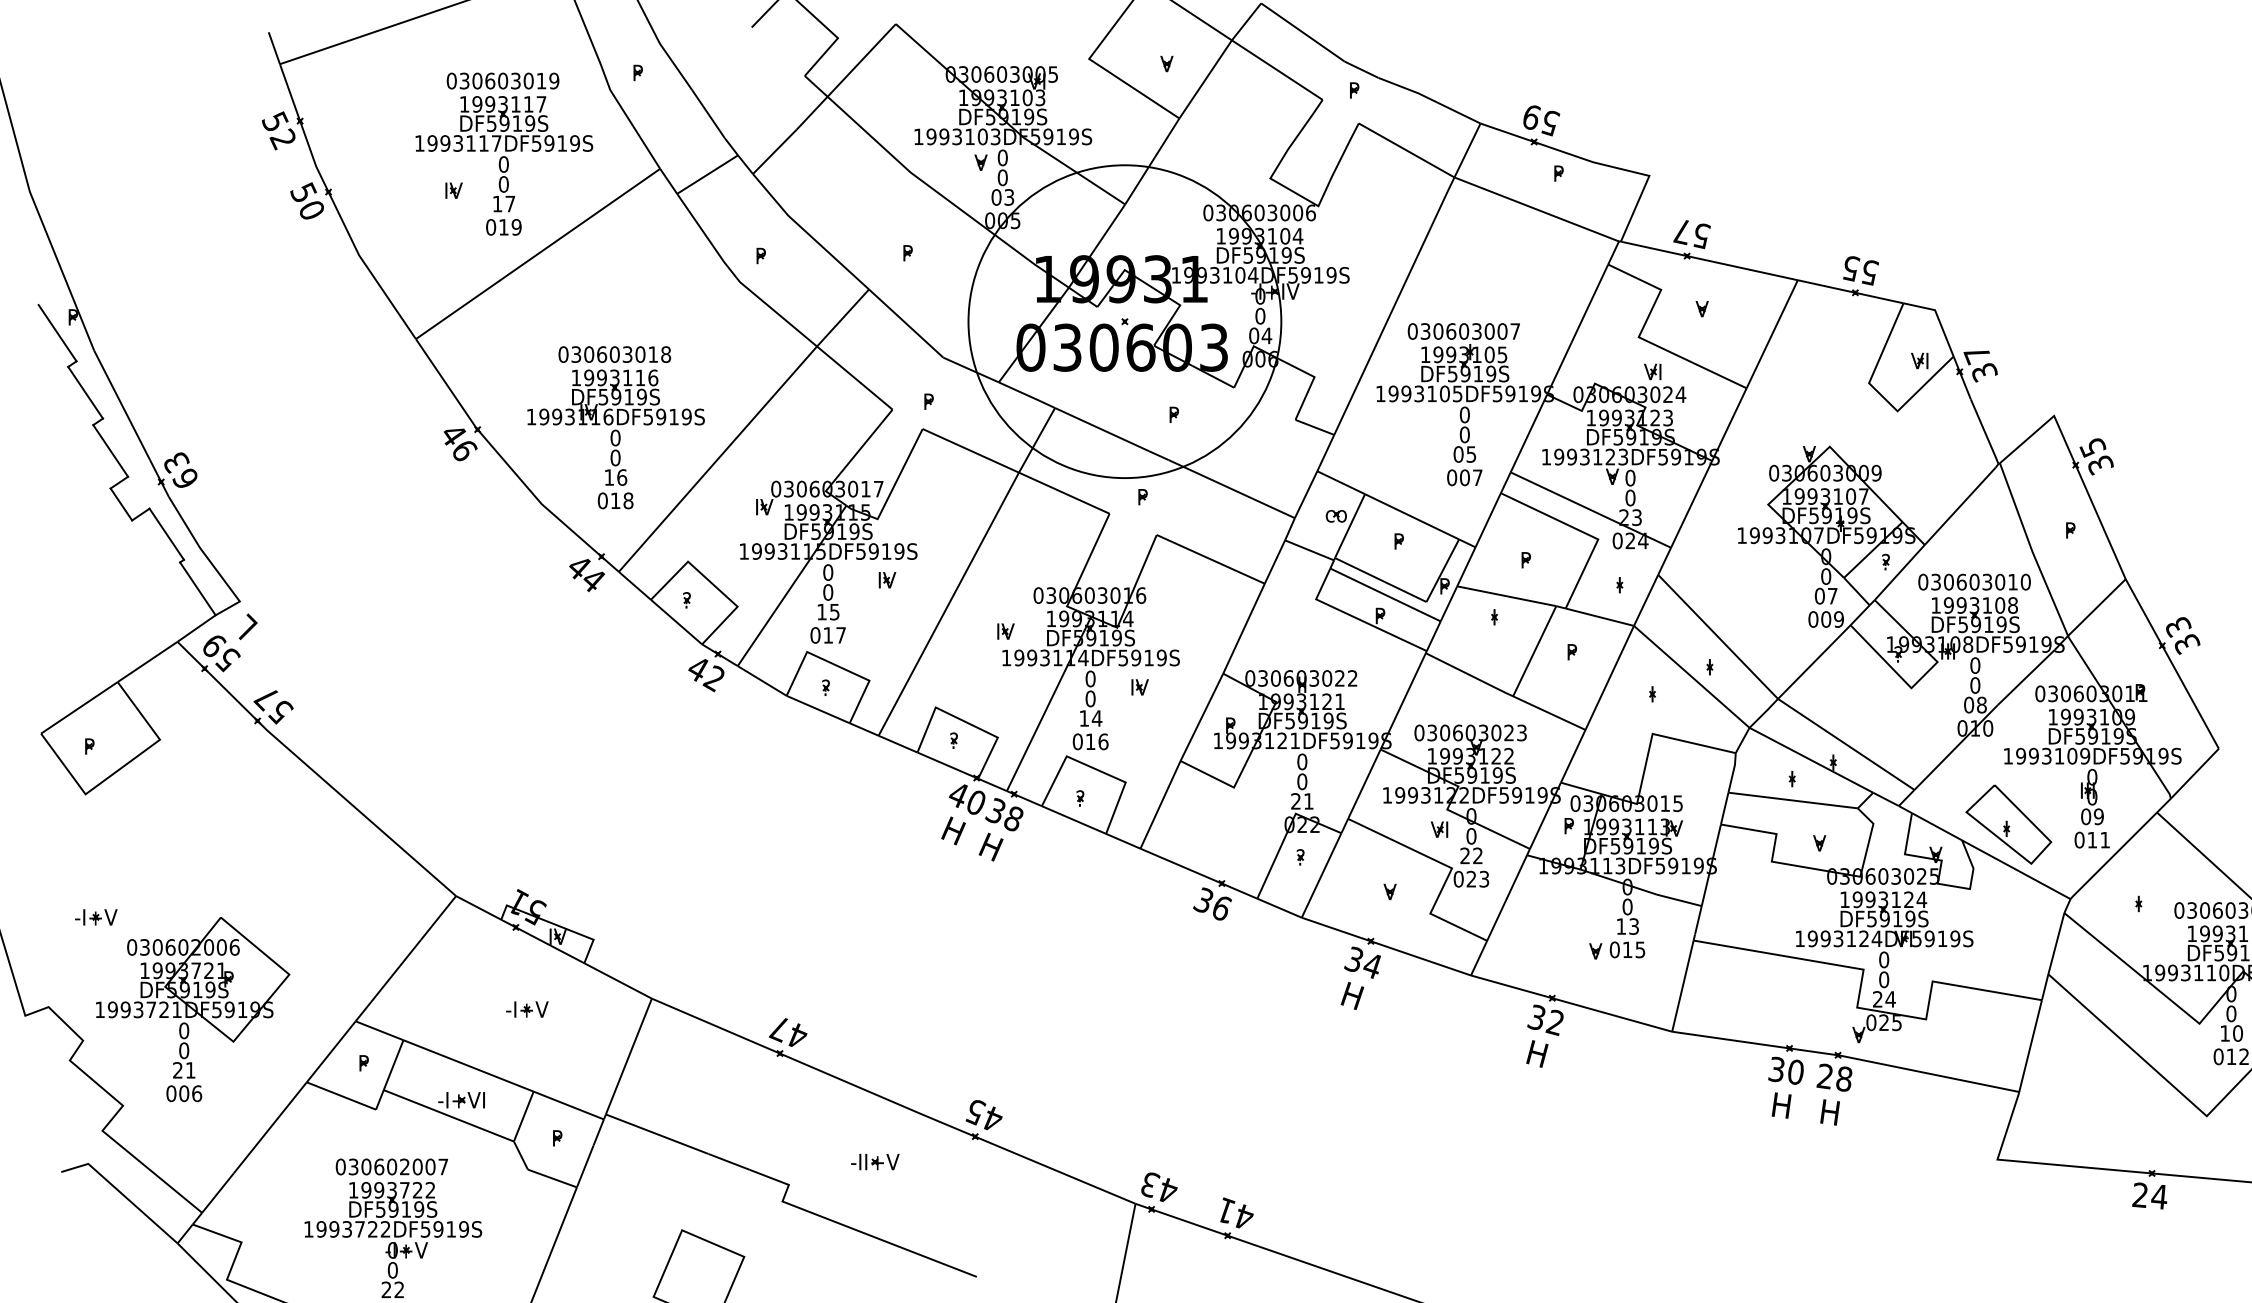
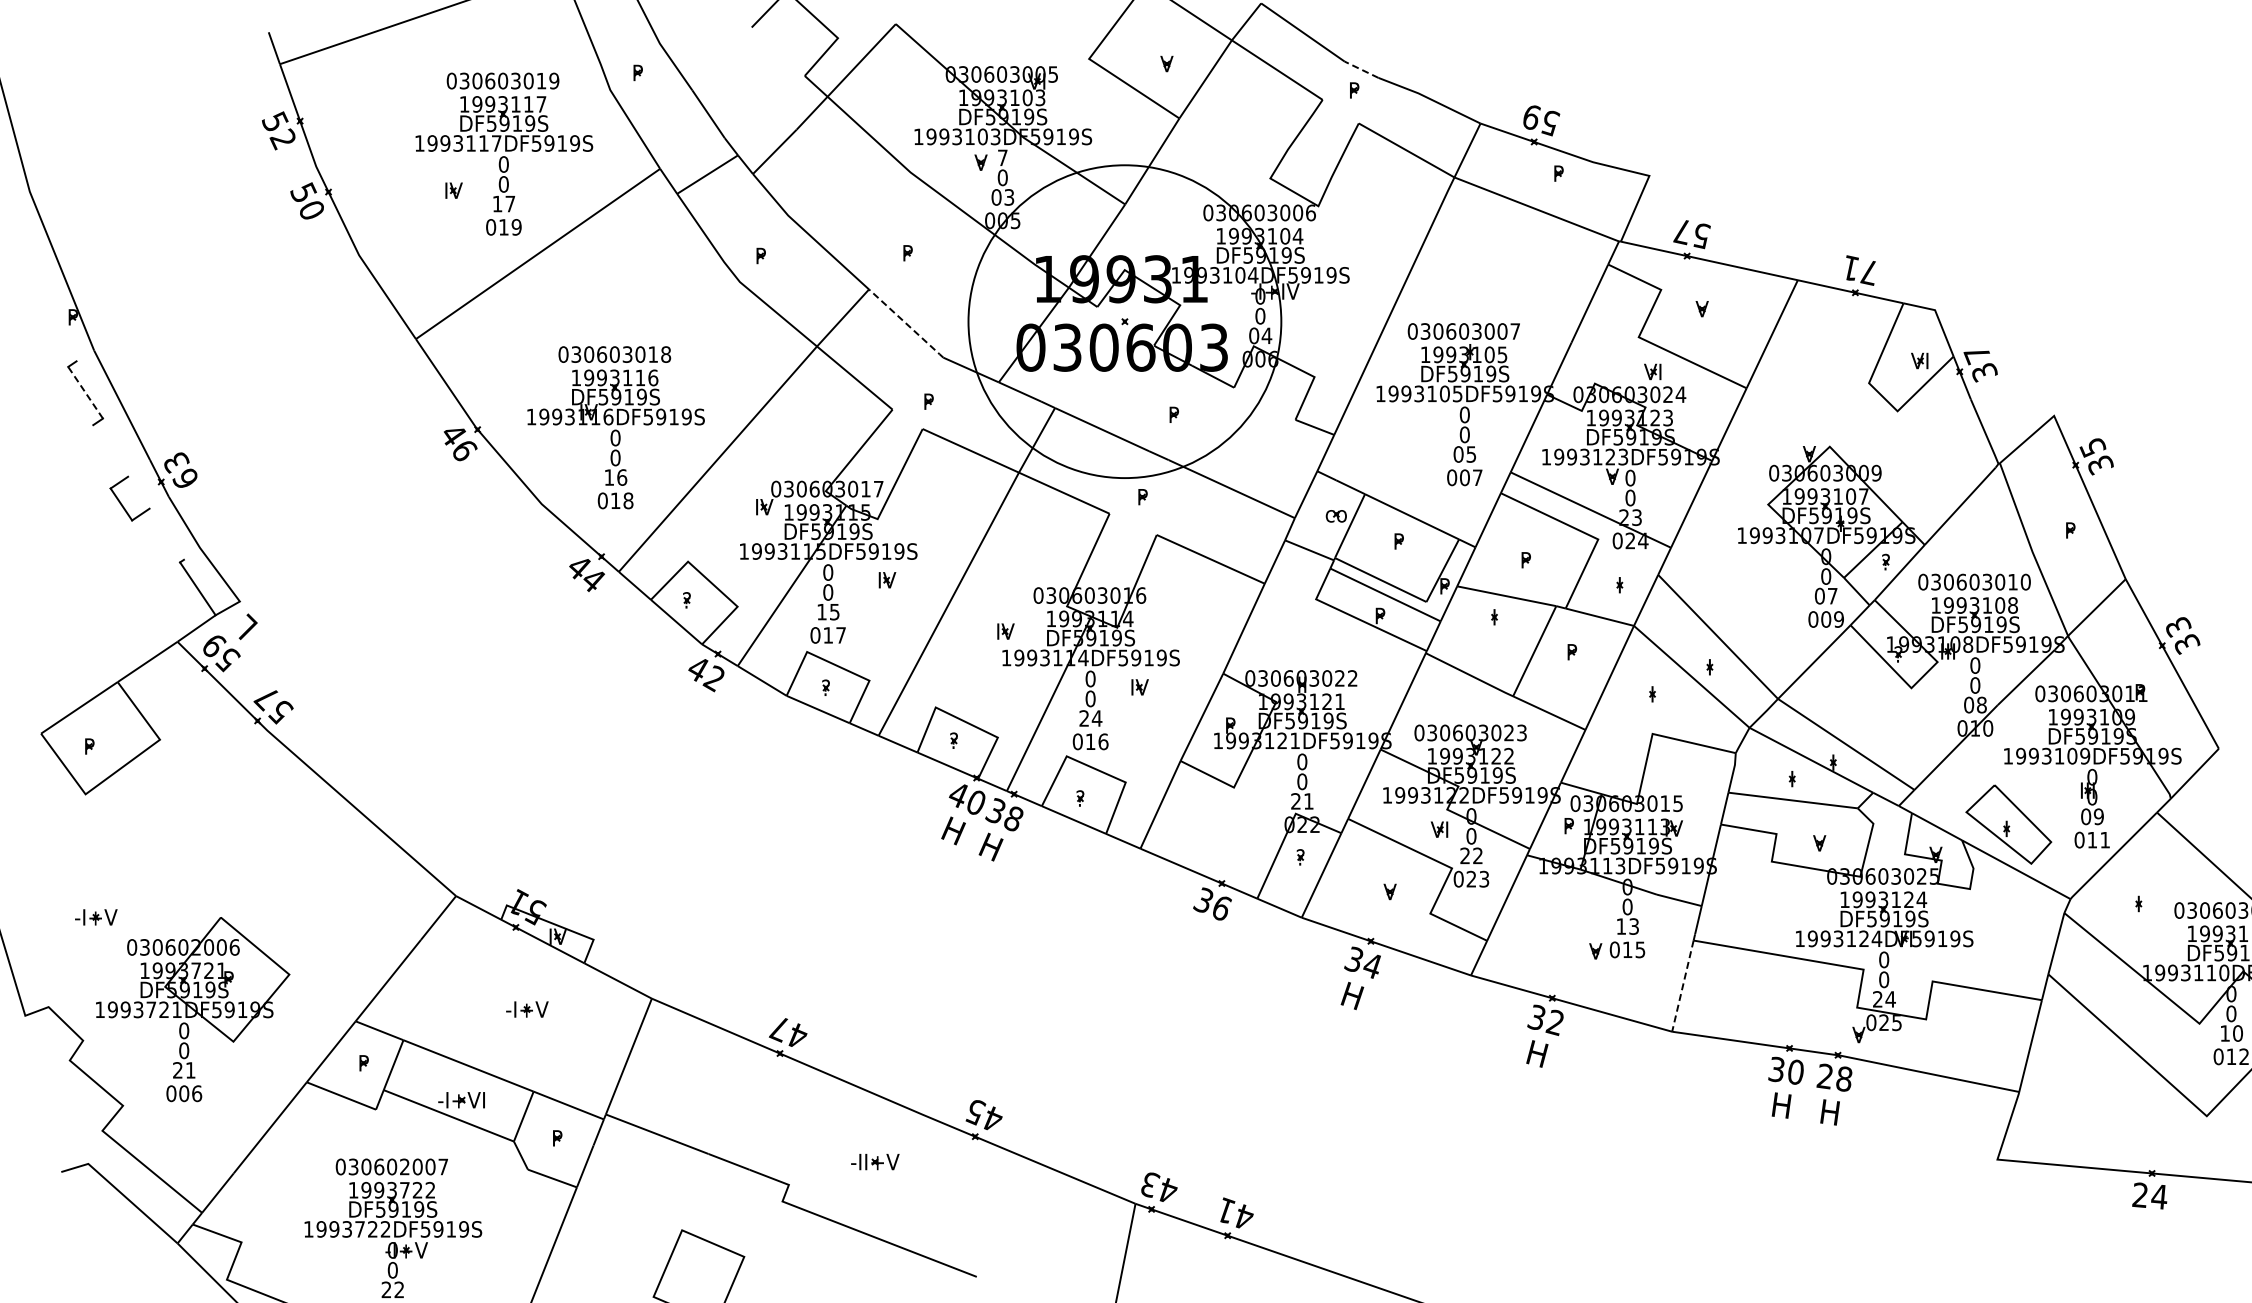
line: solid -> dashed (1361, 69)
text: 0 -> 7 (1002, 157)
text: 55 -> 71 (1860, 270)
line: solid -> dashed (906, 323)
line: present -> none (57, 333)
line: solid -> dashed (85, 392)
line: present -> none (110, 450)
line: present -> none (166, 533)
text: 14 -> 24 (1083, 718)
line: solid -> dashed (1682, 986)
